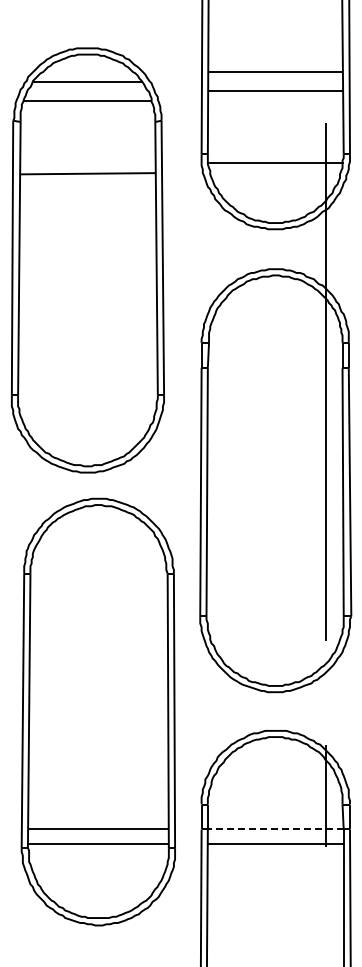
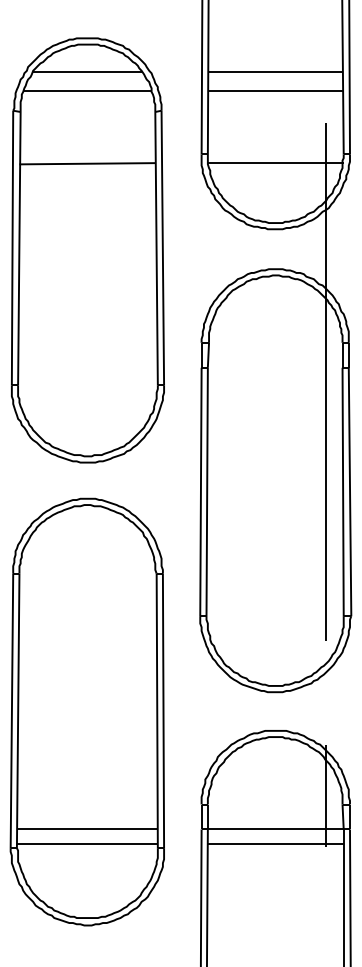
part position: (87, 260) -> (87, 250) (87, 250)
part position: (97, 711) -> (86, 711) (86, 711)
line: dashed -> solid (275, 829)
